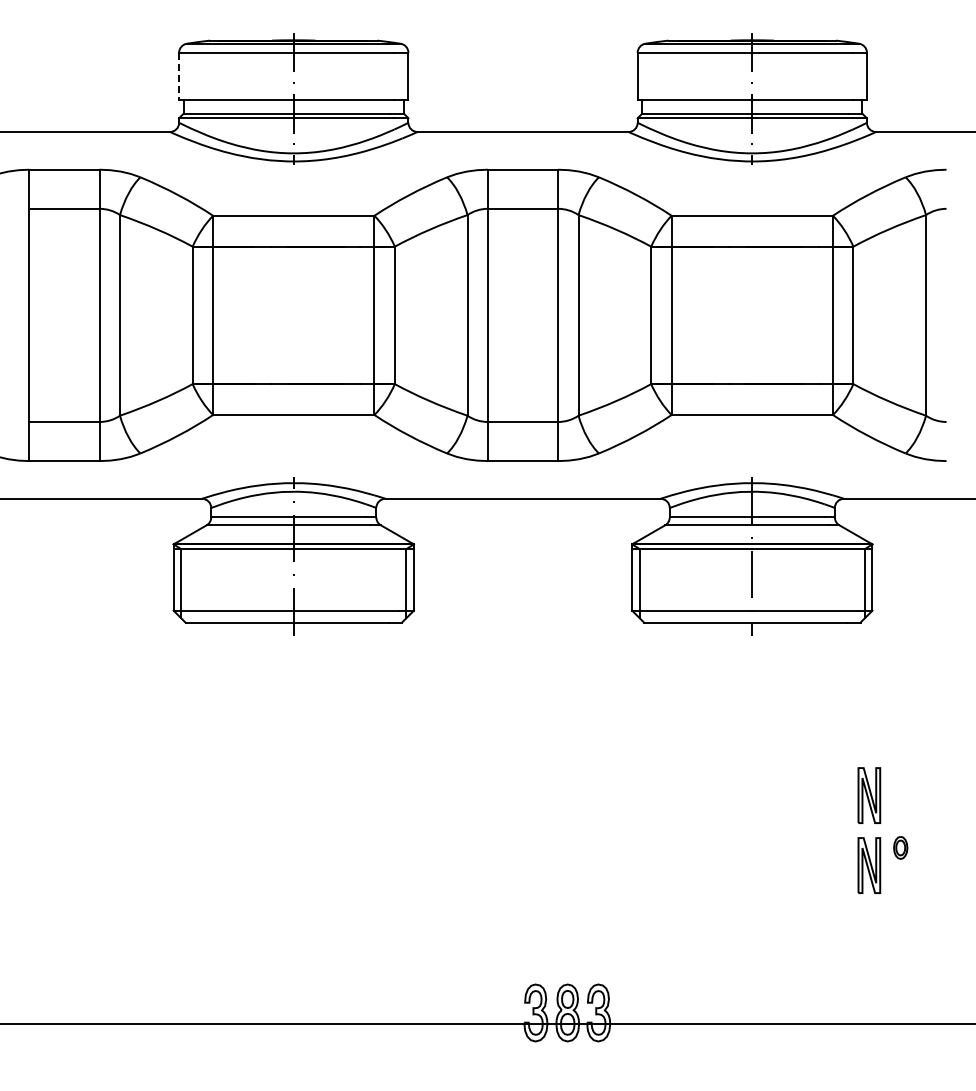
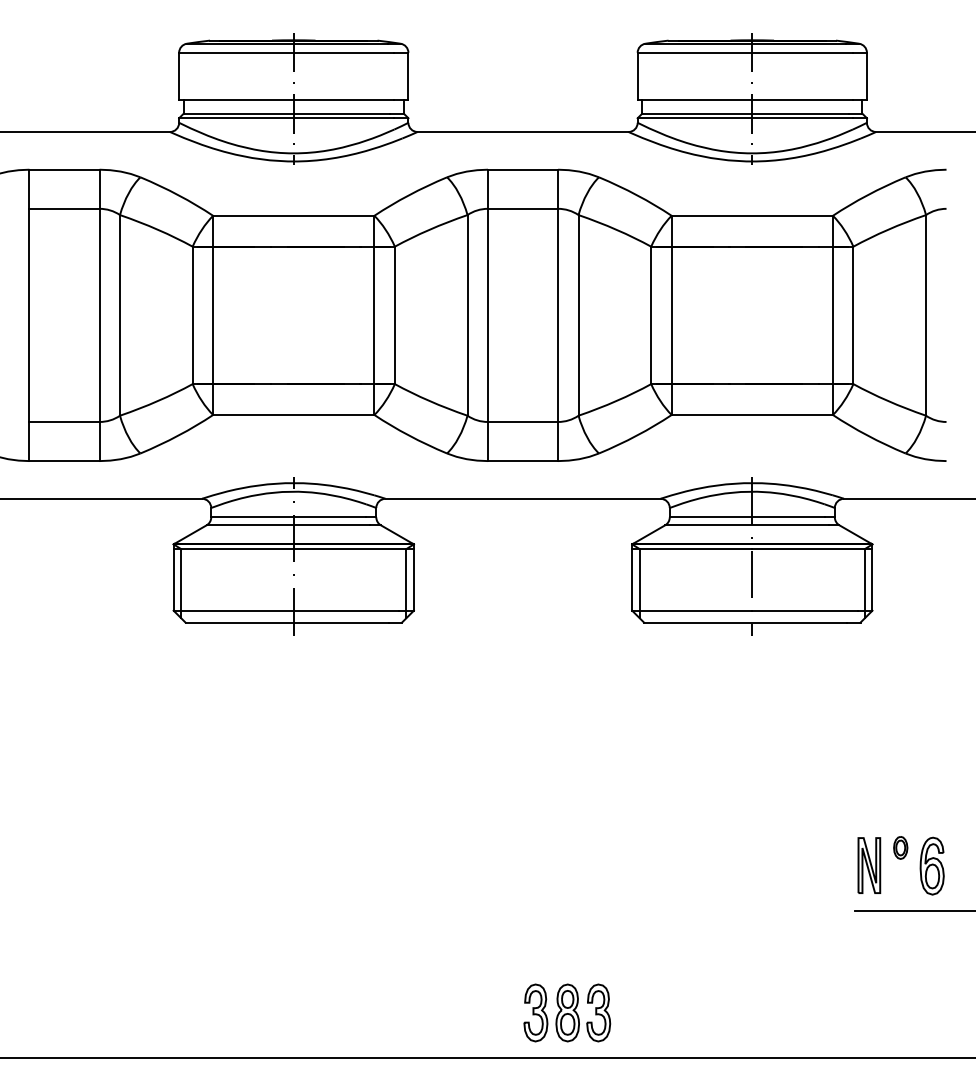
line: dashed -> solid (179, 76)
part: present -> none (869, 795)
part: none -> present (931, 865)
line: none -> present (913, 911)
line position: (487, 1024) -> (487, 1058) (487, 1058)
